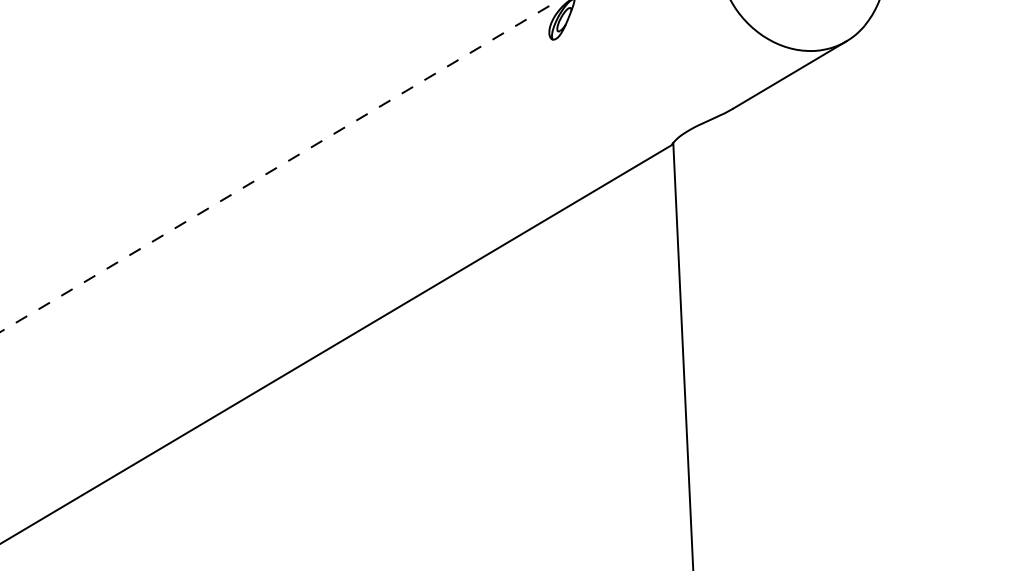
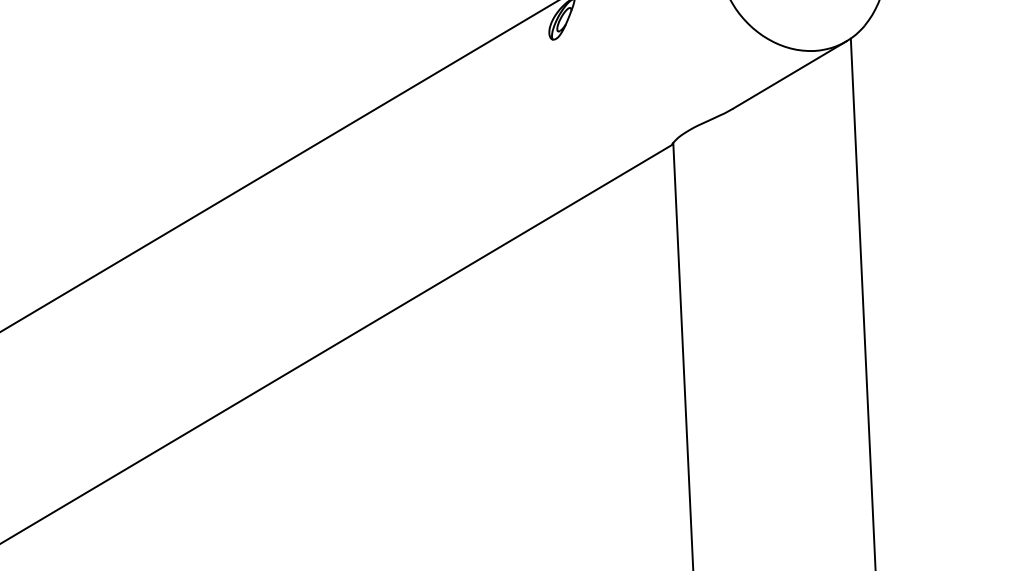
line: dashed -> solid (280, 165)
line: none -> present (862, 302)
